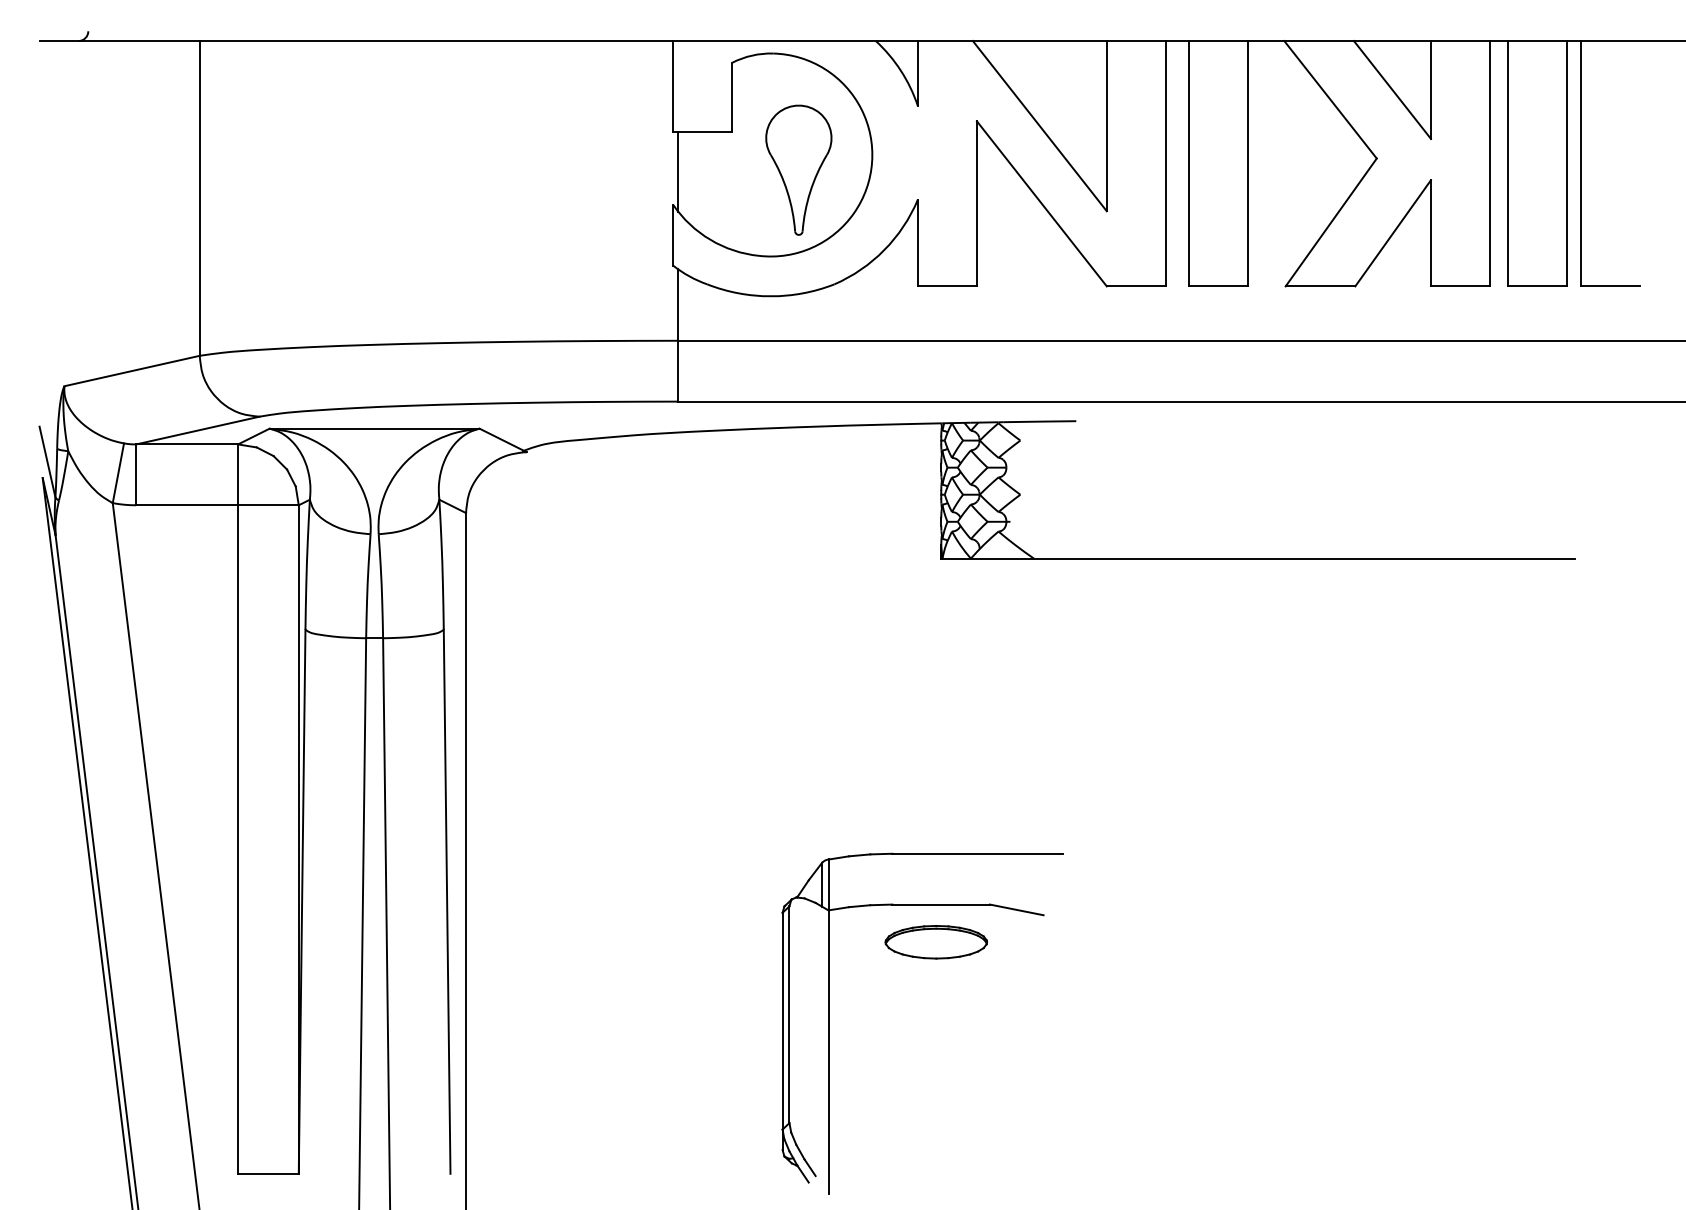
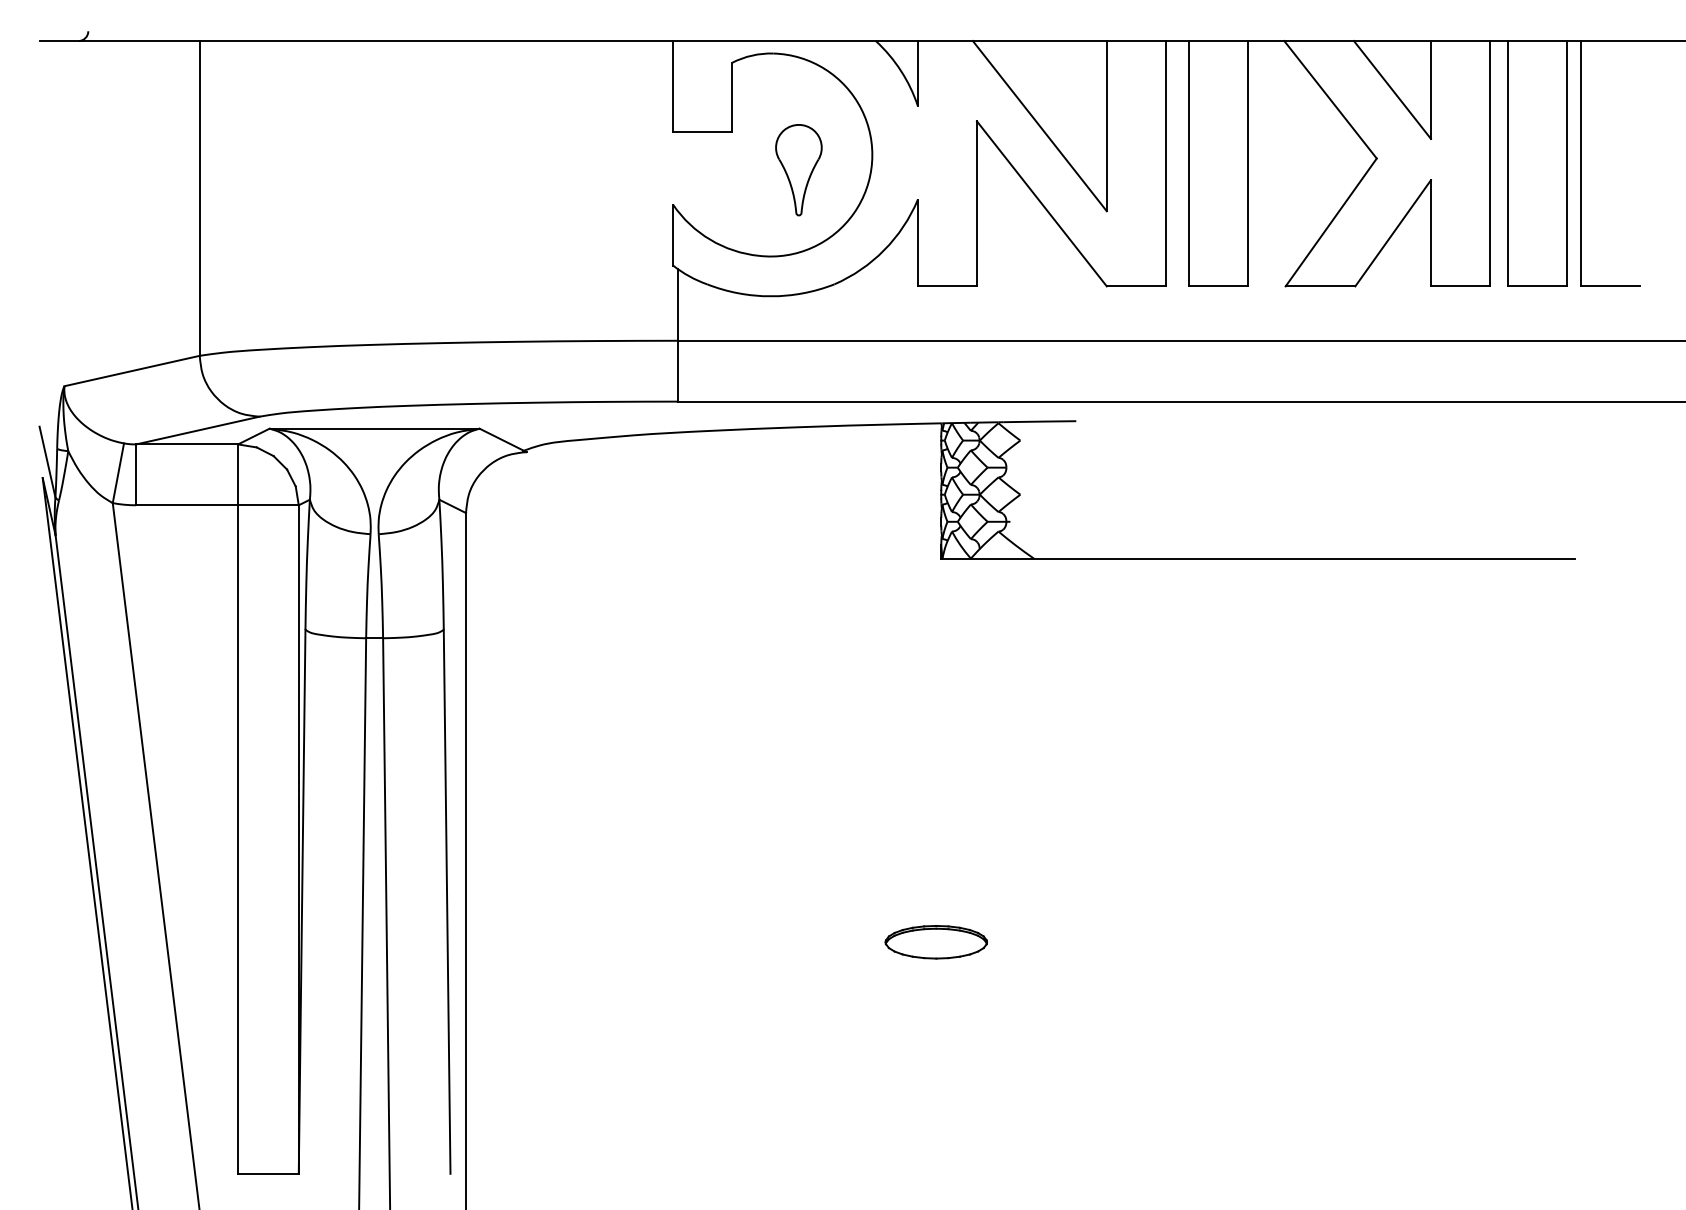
part size: 68x132 px -> 48x93 px (798, 170)
line: present -> none (678, 171)
part: present -> none (829, 1023)
